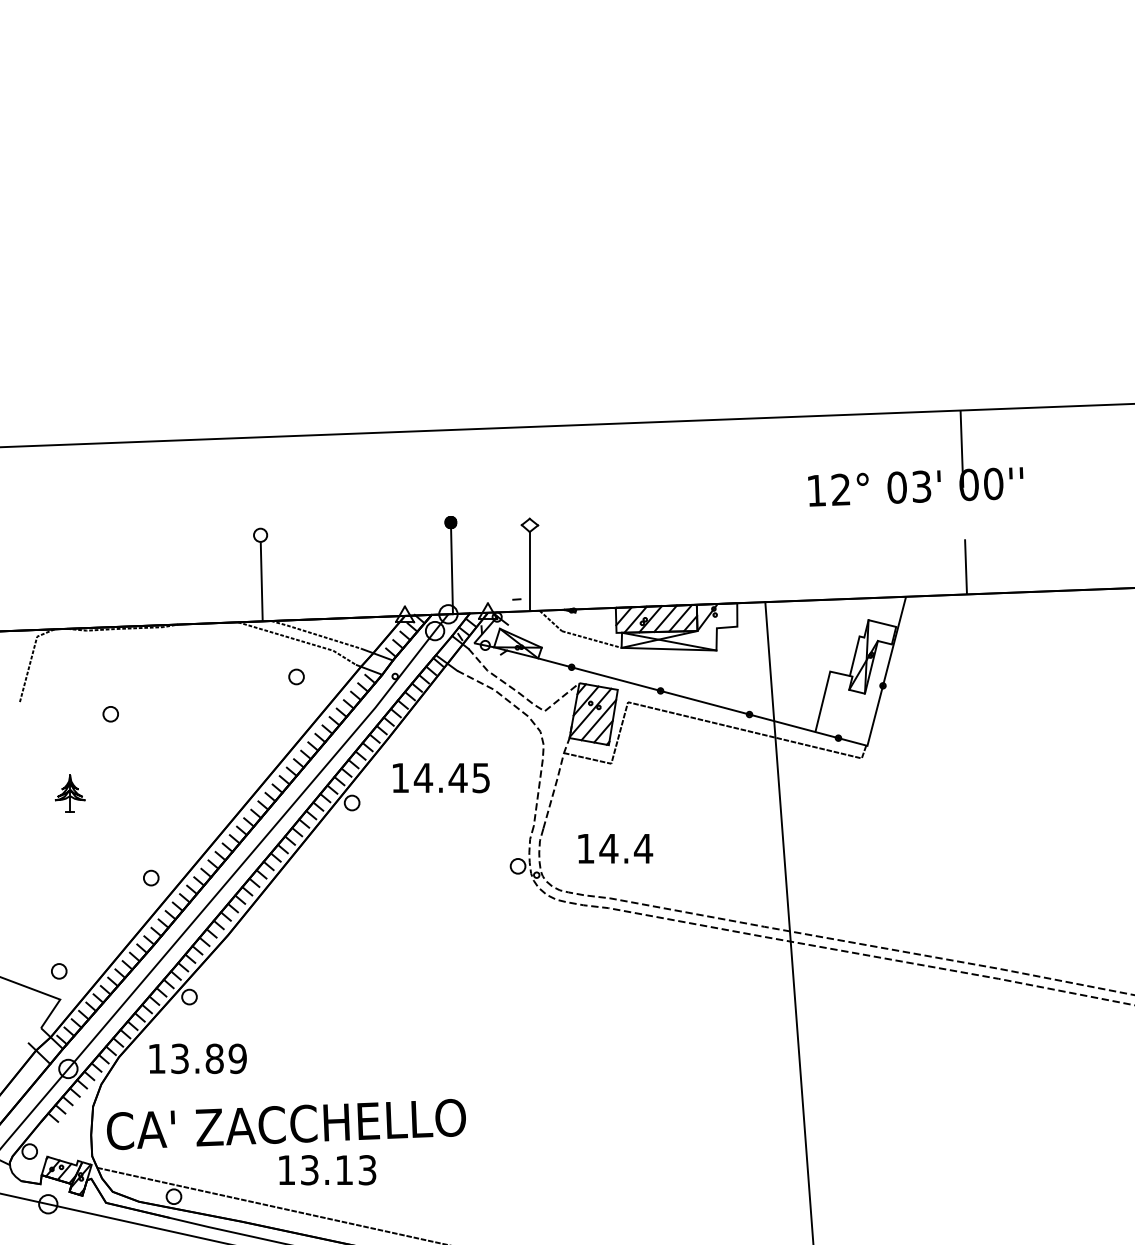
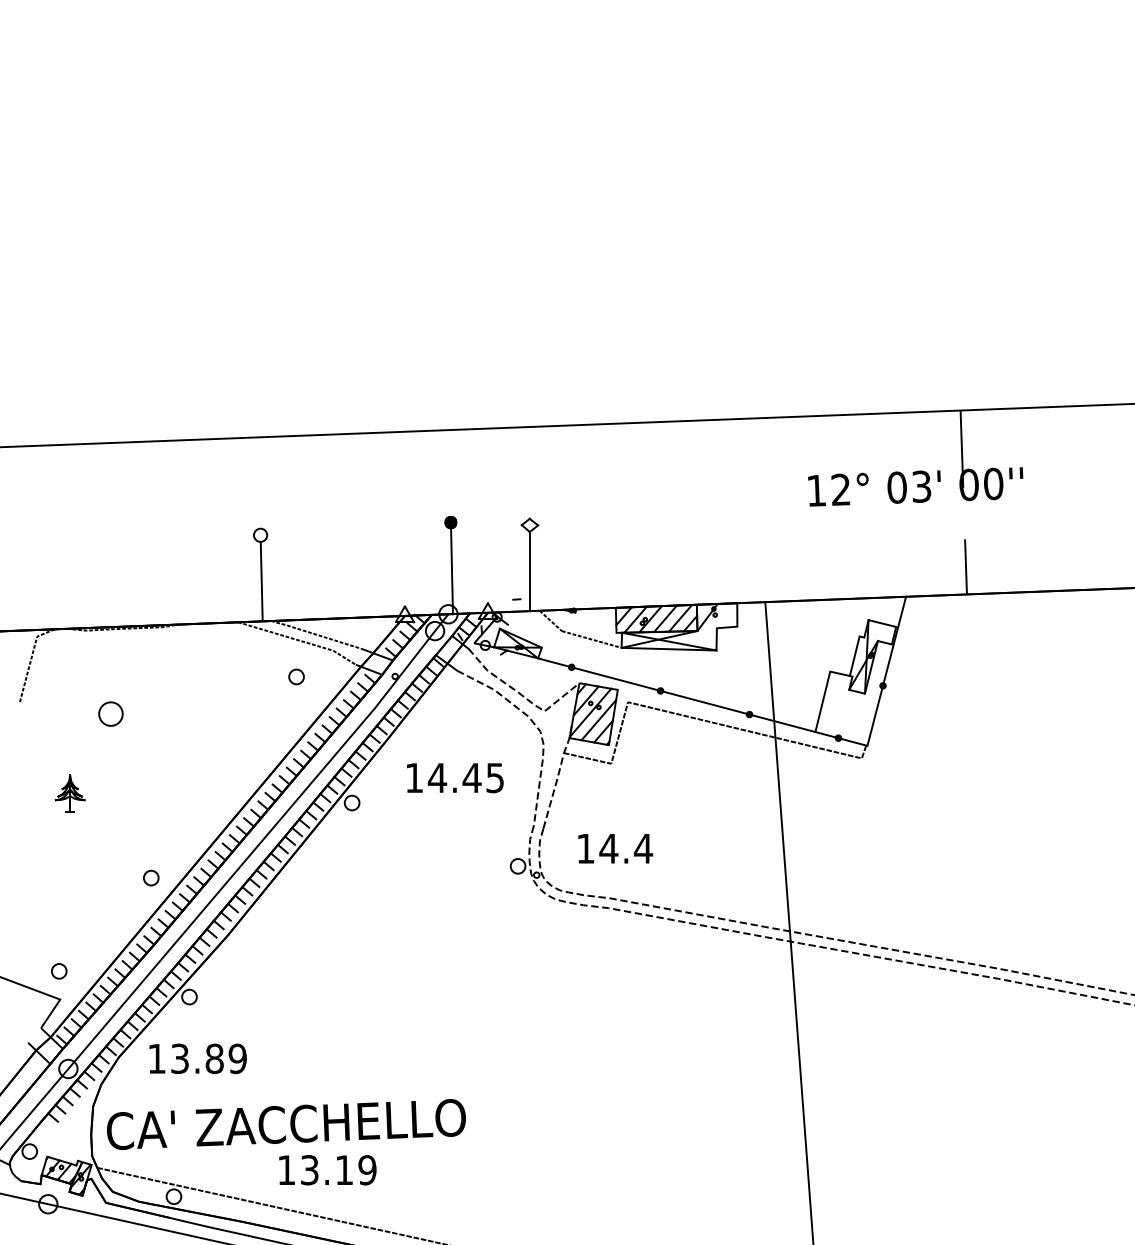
part size: 17x17 px -> 26x26 px (110, 713)
text position: (441, 778) -> (455, 778) (455, 778)
text: 13.13 -> 13.19 (367, 1170)
